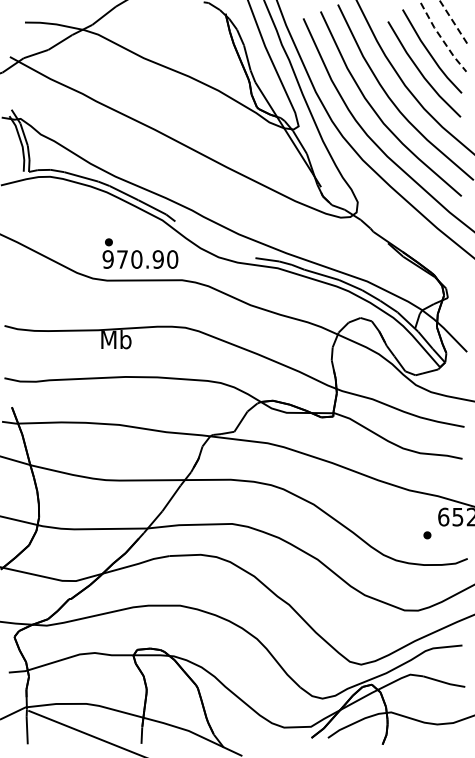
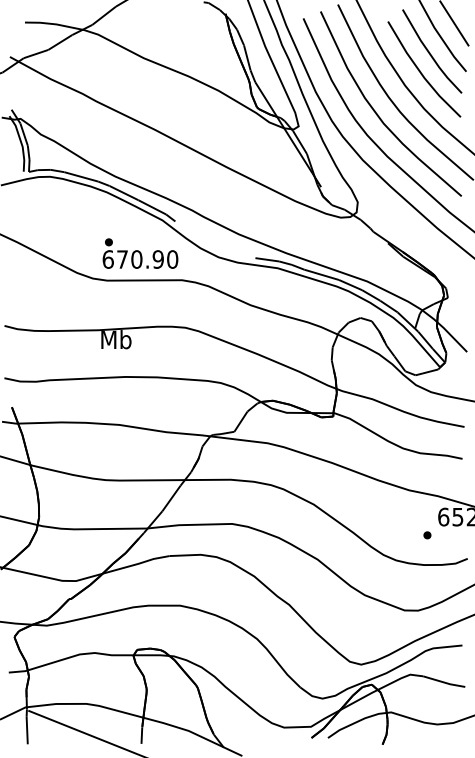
line: dashed -> solid (454, 23)
line: dashed -> solid (440, 37)
text: 970.90 -> 670.90 (107, 259)
